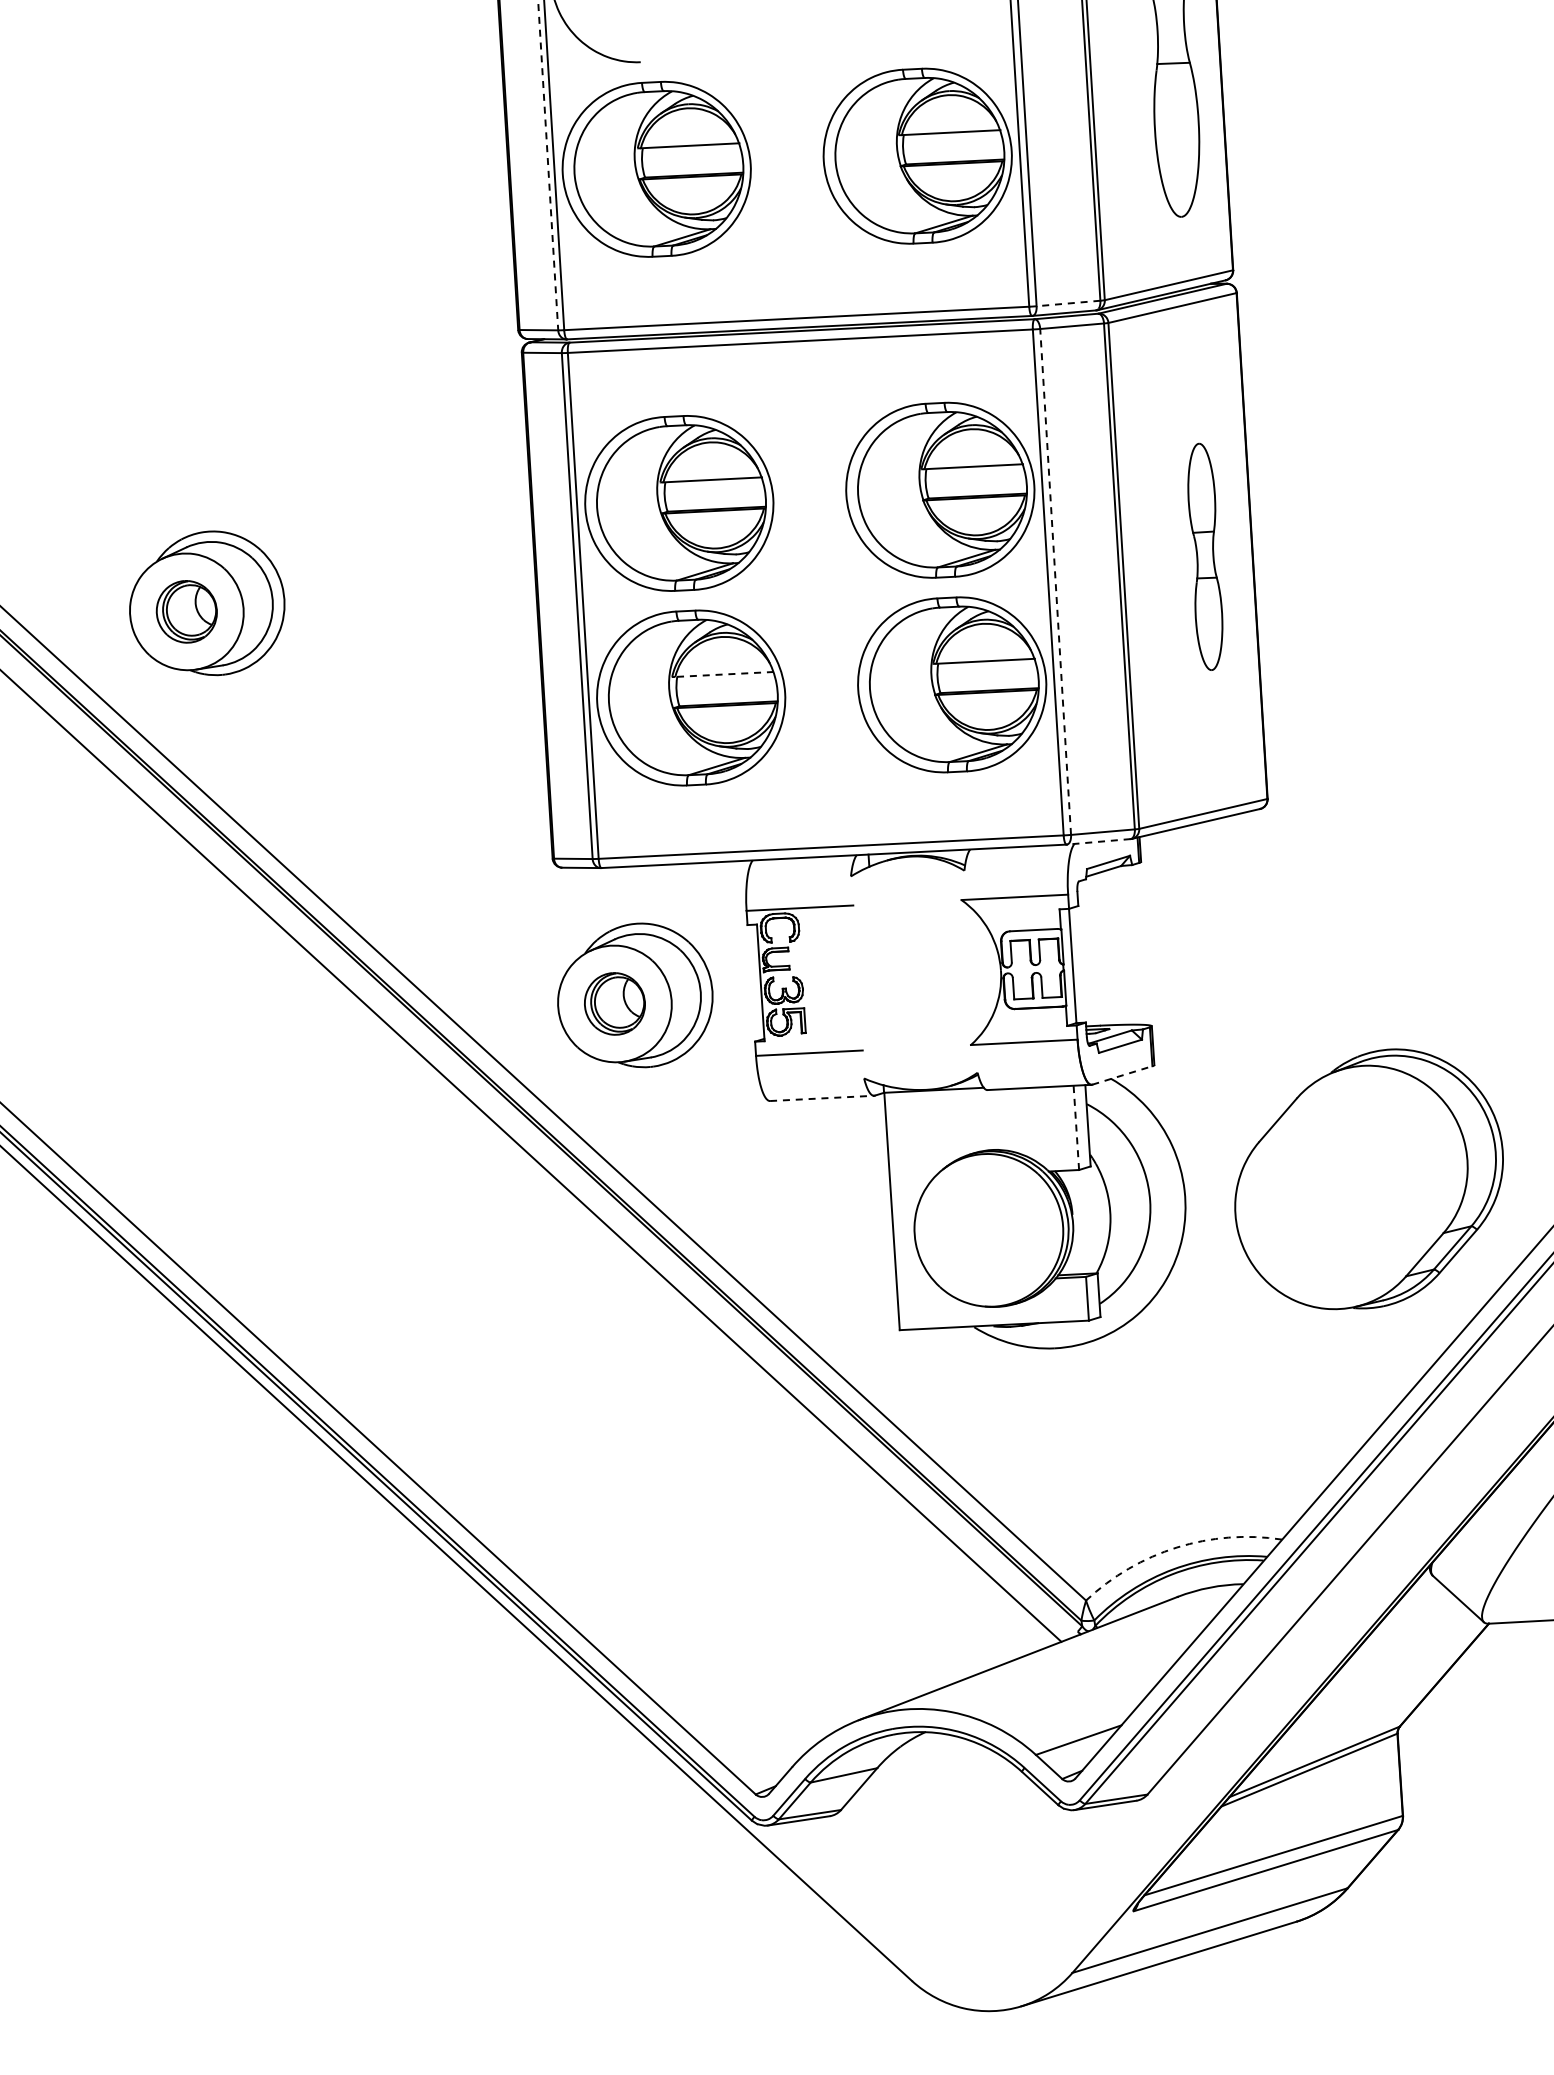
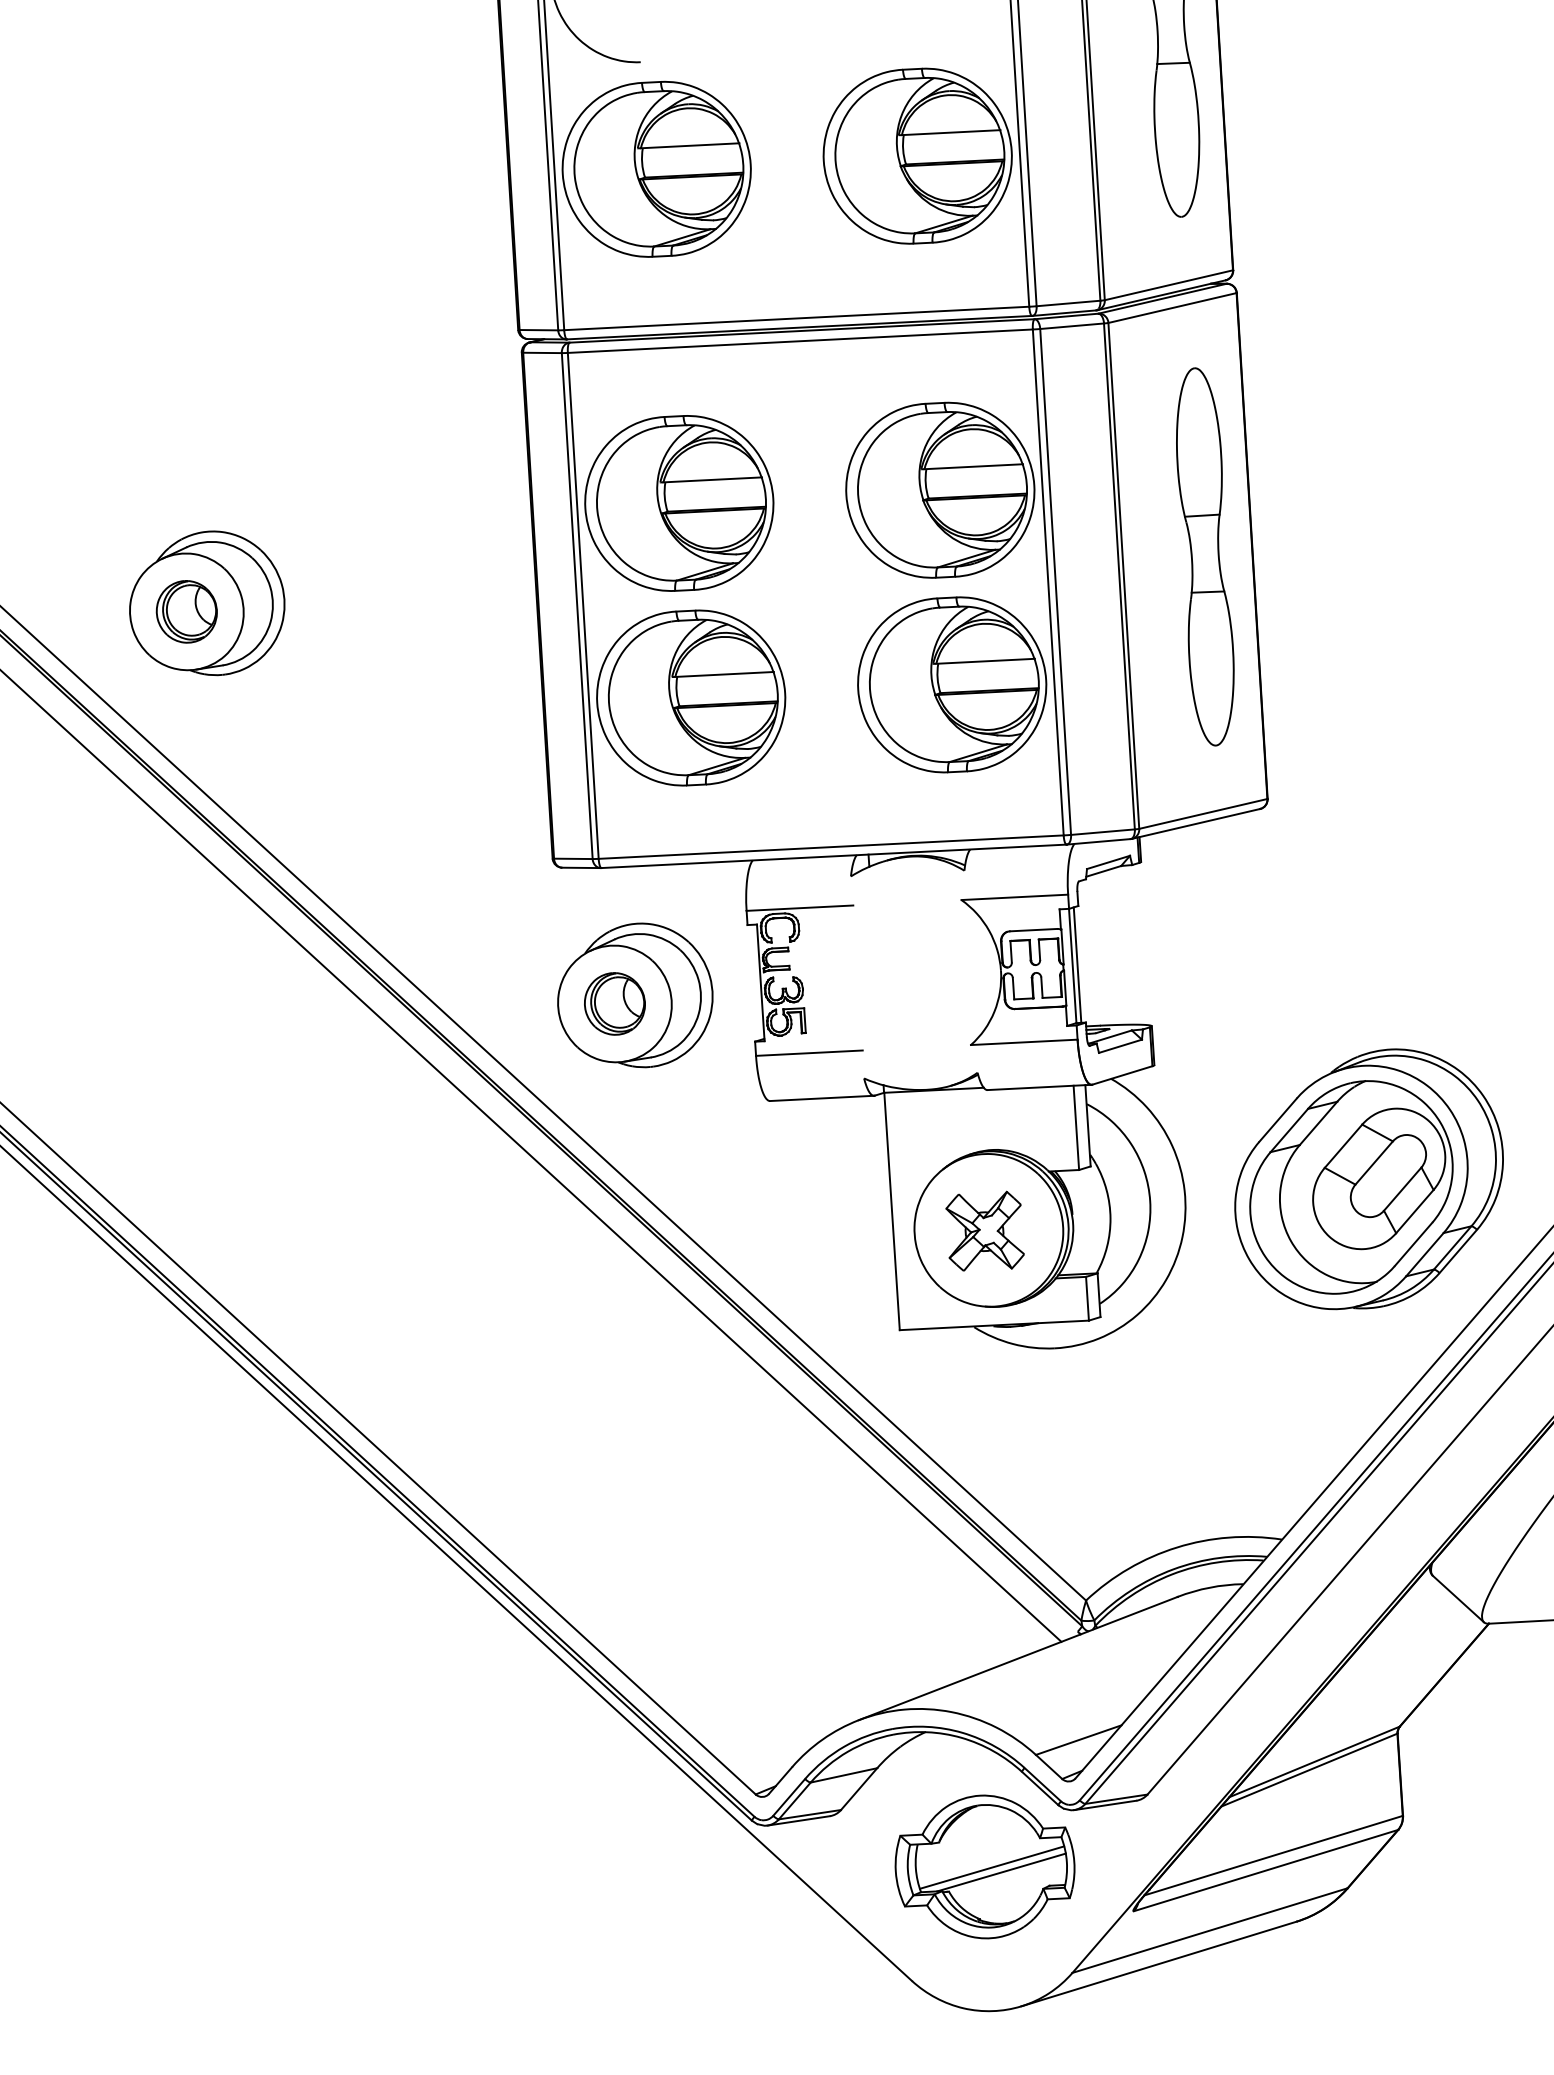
line: dashed -> solid (548, 165)
line: dashed -> solid (1068, 303)
part size: 37x229 px -> 59x380 px (1205, 556)
line: dashed -> solid (1055, 581)
line: dashed -> solid (724, 674)
line: dashed -> solid (1098, 841)
line: none -> present (1077, 964)
line: dashed -> solid (1122, 1075)
line: dashed -> solid (822, 1098)
line: dashed -> solid (1076, 1127)
part: none -> present (1351, 1187)
part: none -> present (984, 1230)
arc: dashed -> solid (1176, 1547)
part: none -> present (984, 1866)
